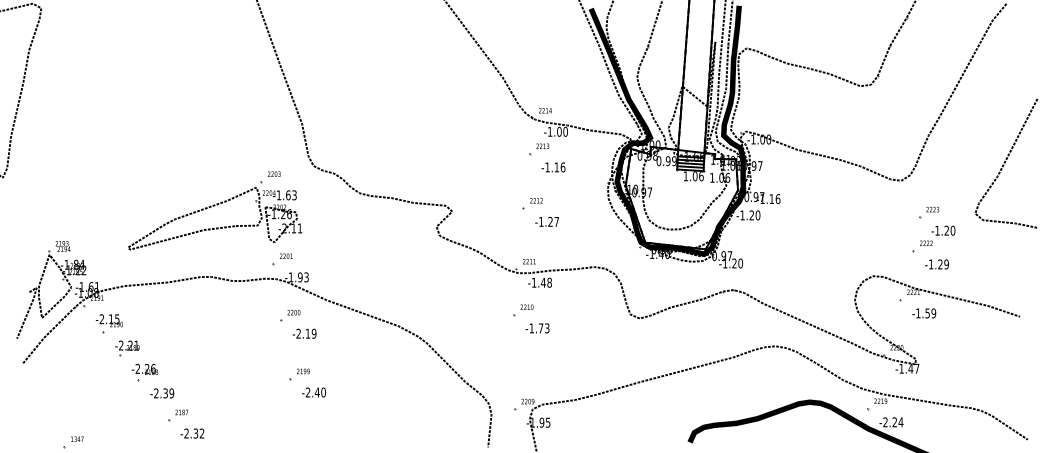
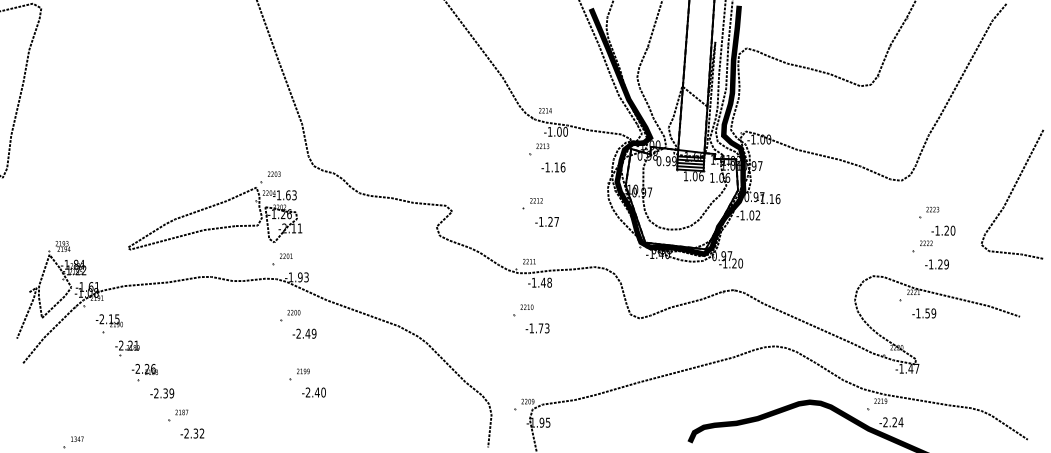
curve position: (1005, 163) -> (1011, 194) (1011, 194)
text: -1.20 -> -1.02 (754, 215)
text: -2.19 -> -2.49 (307, 333)
